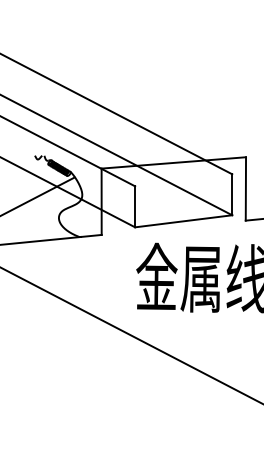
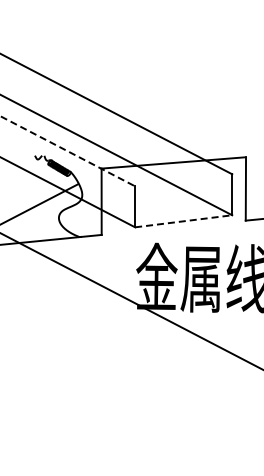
line: solid -> dashed (67, 151)
line position: (38, 195) -> (39, 203) (39, 203)
line: solid -> dashed (183, 221)
line position: (131, 335) -> (131, 301) (131, 301)
